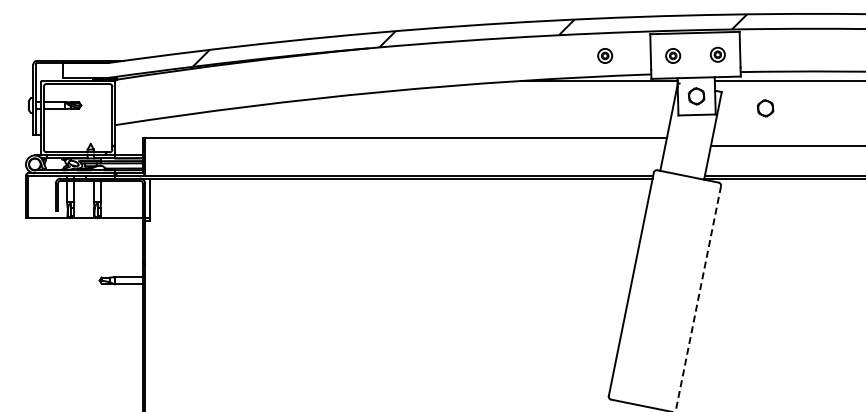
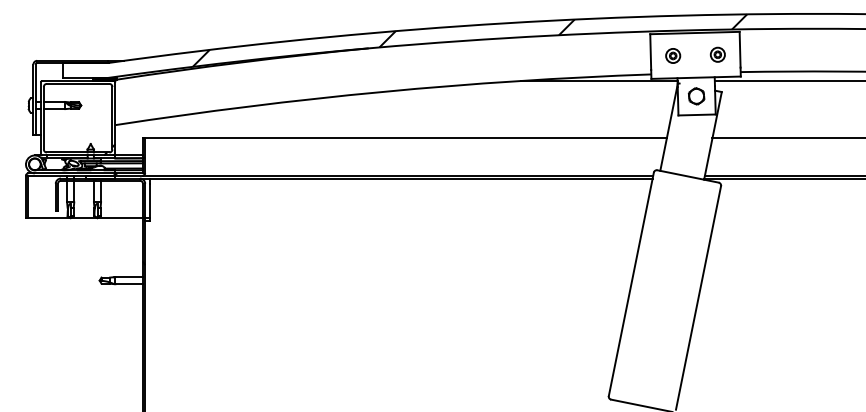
part: present -> none (605, 55)
part: present -> none (765, 108)
line position: (787, 146) -> (787, 138) (787, 138)
line: dashed -> solid (698, 298)
